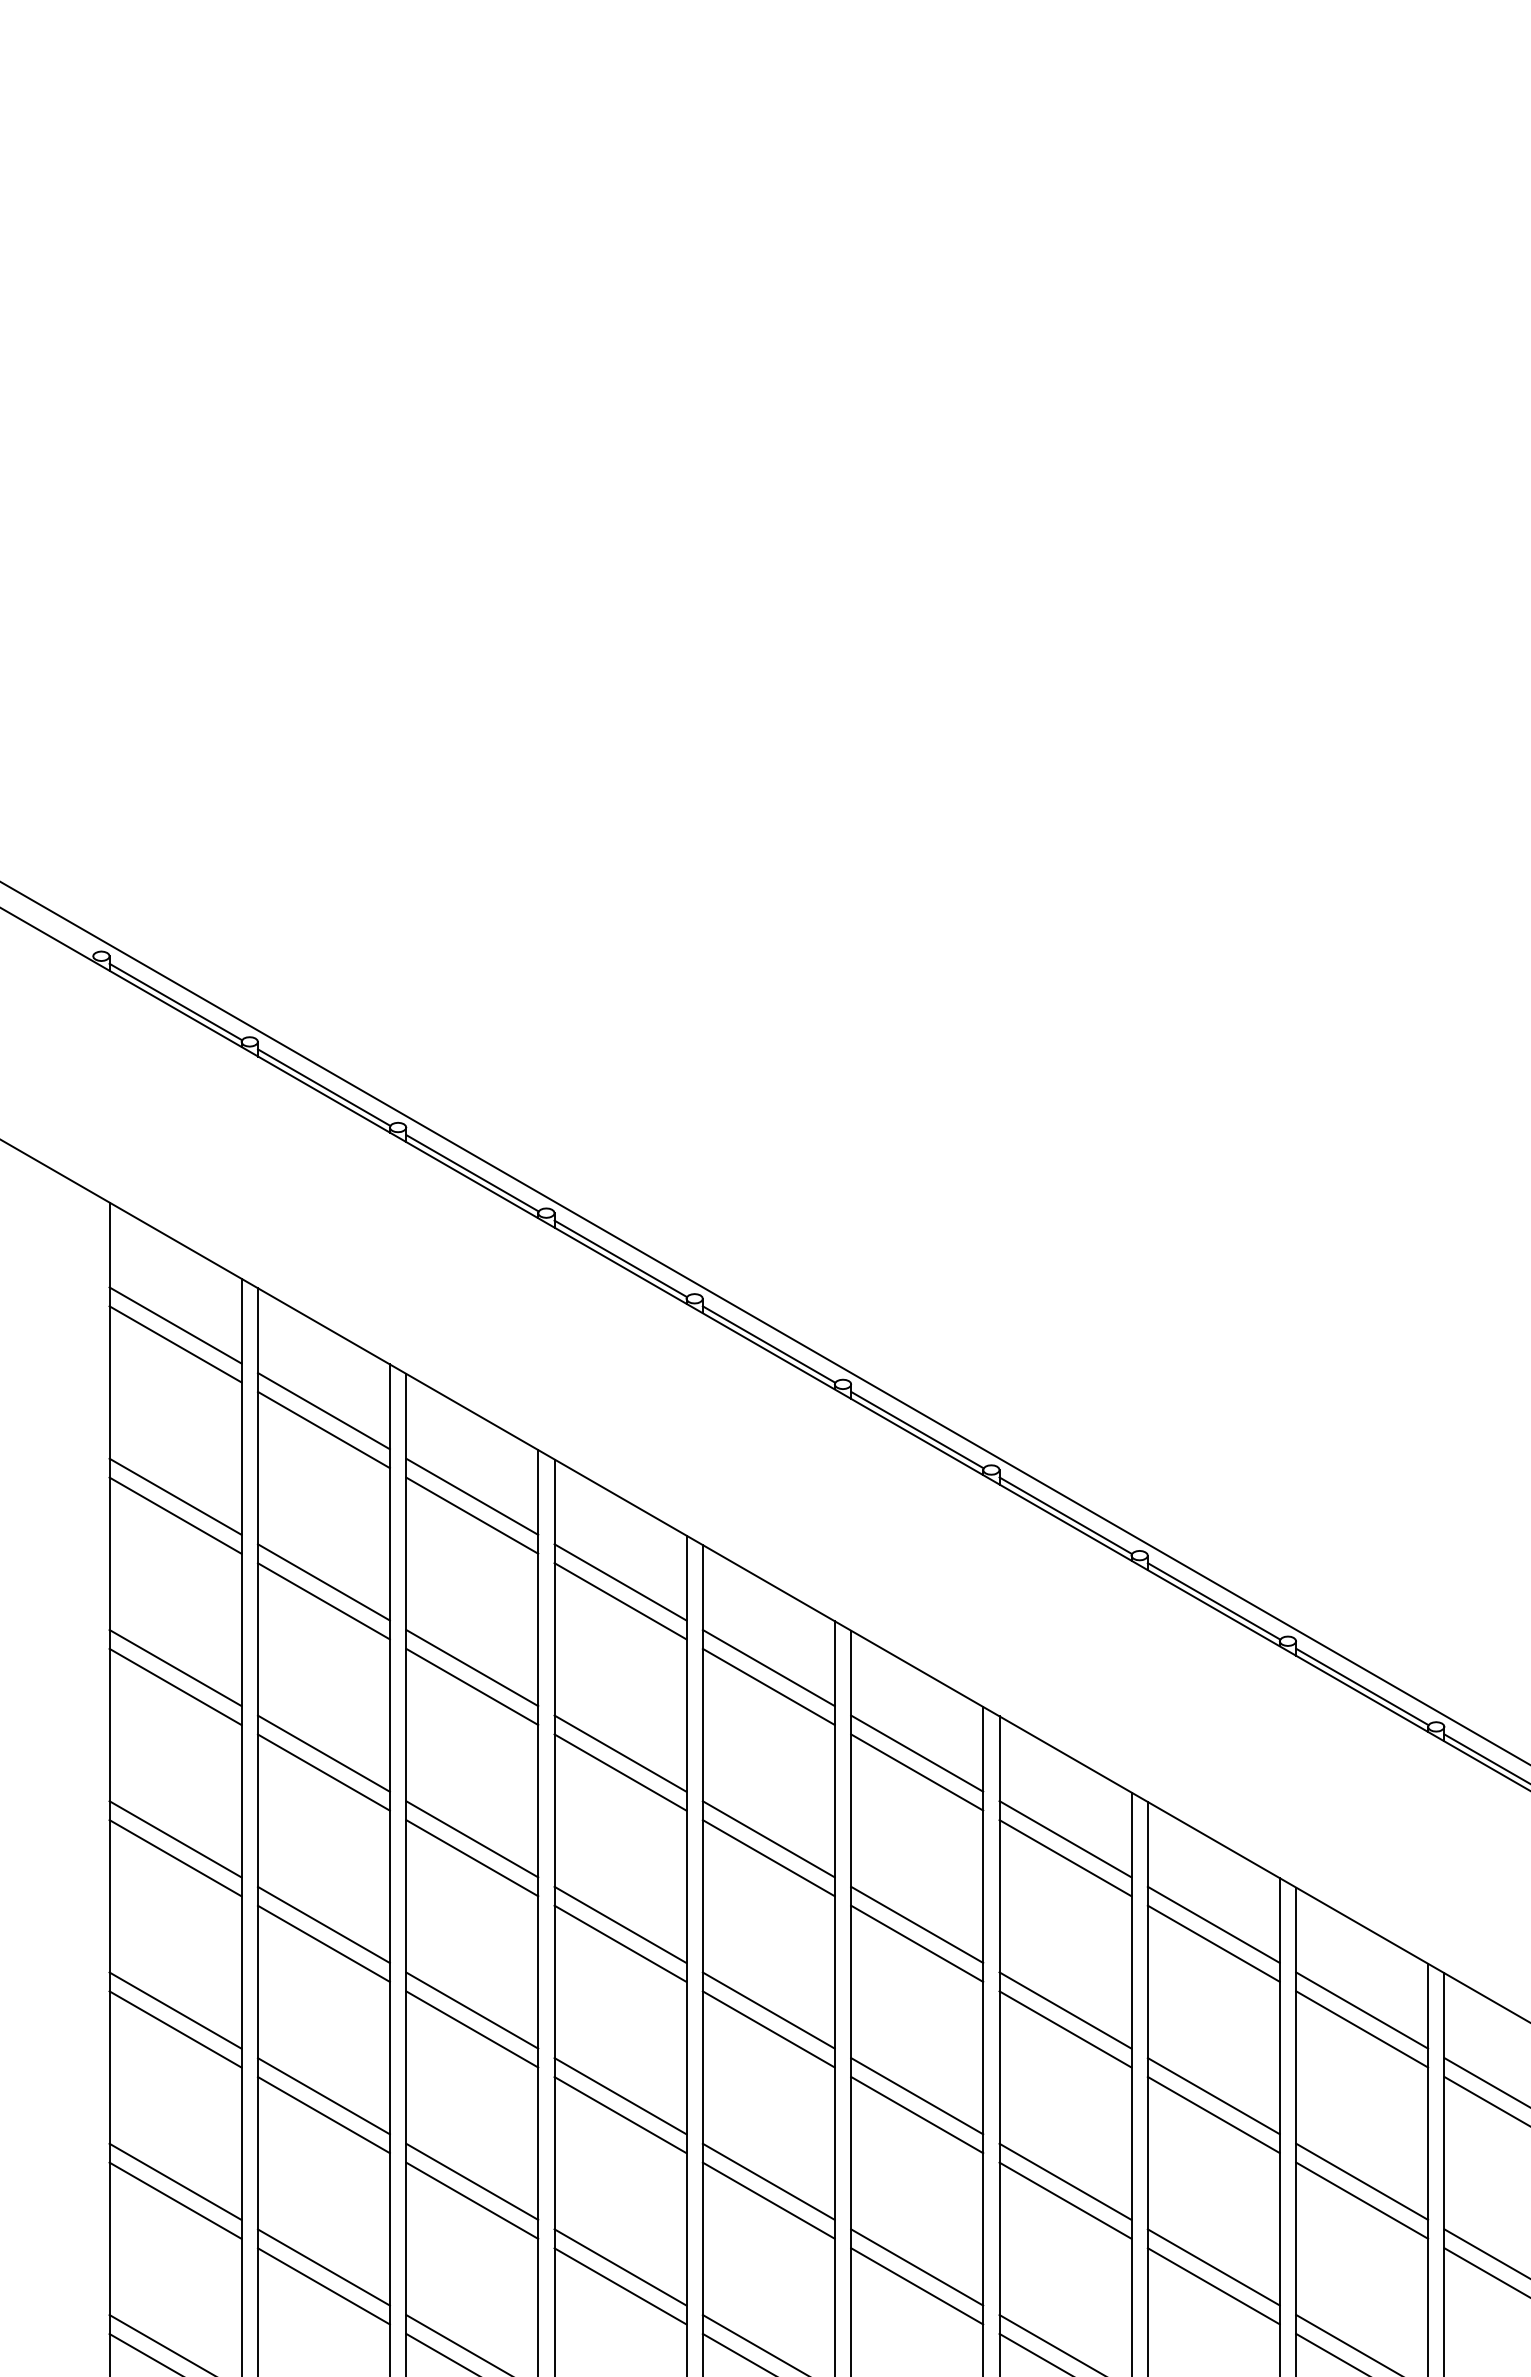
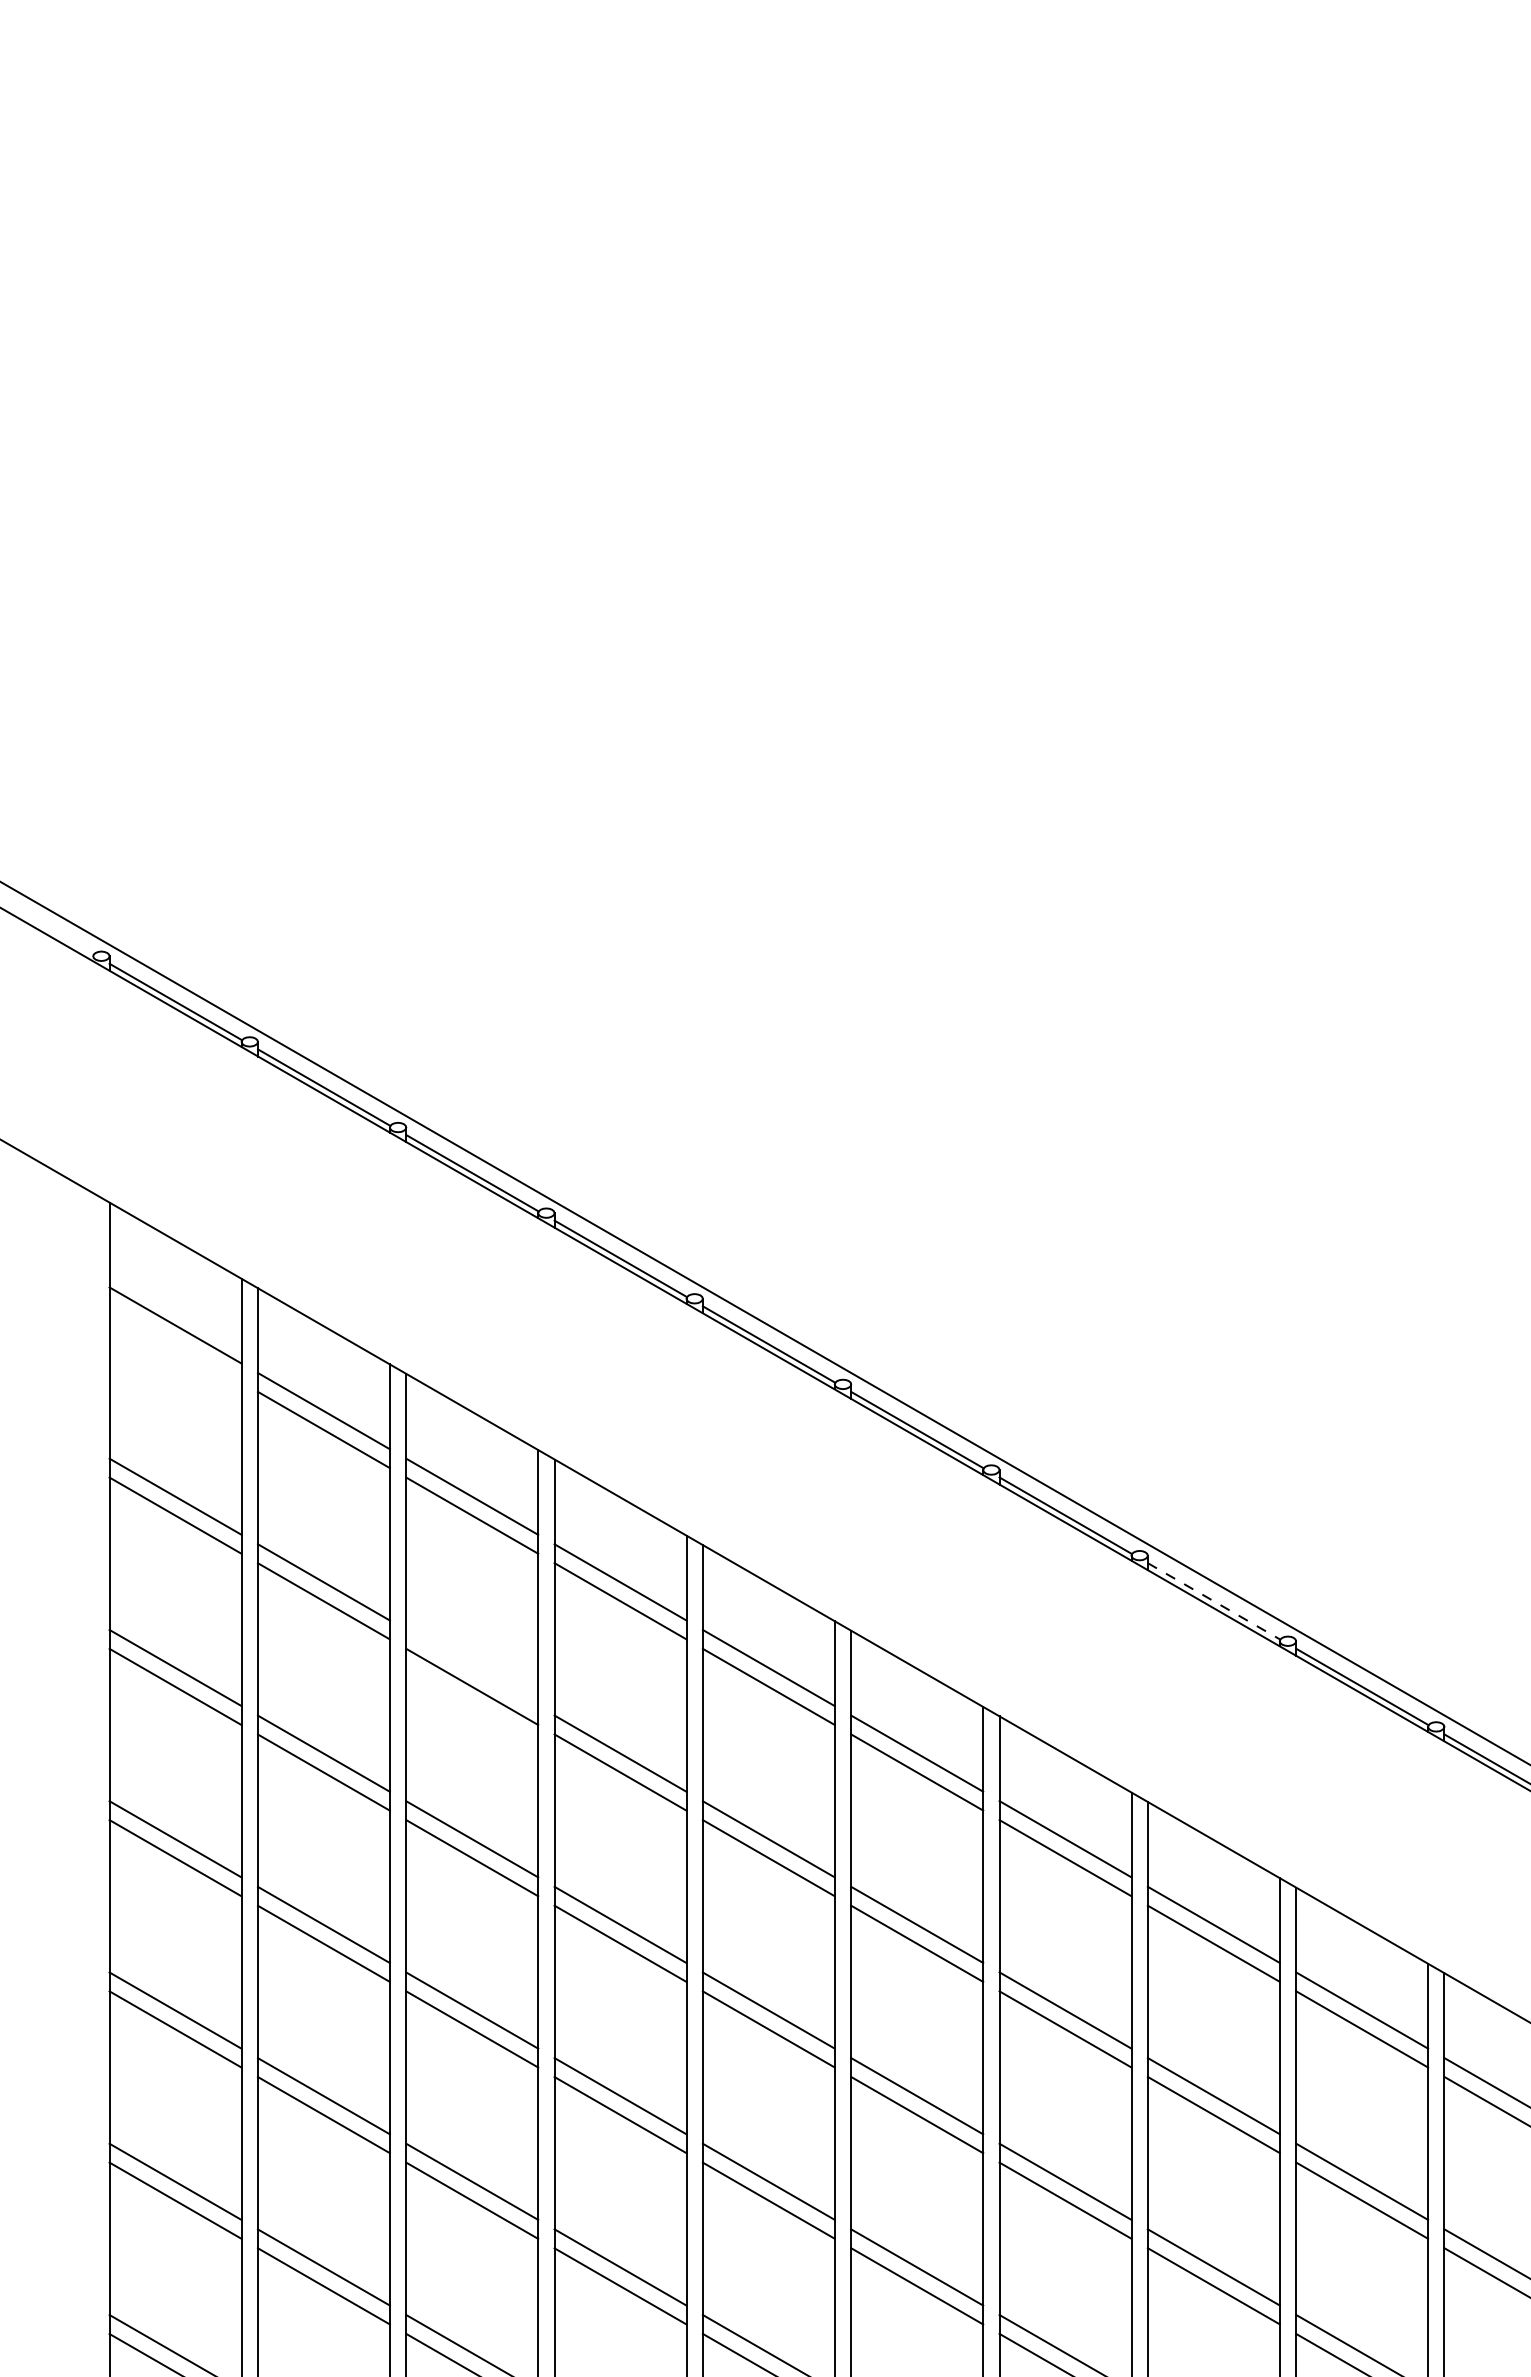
line: present -> none (175, 1344)
line: solid -> dashed (1214, 1601)
line: present -> none (472, 1667)
